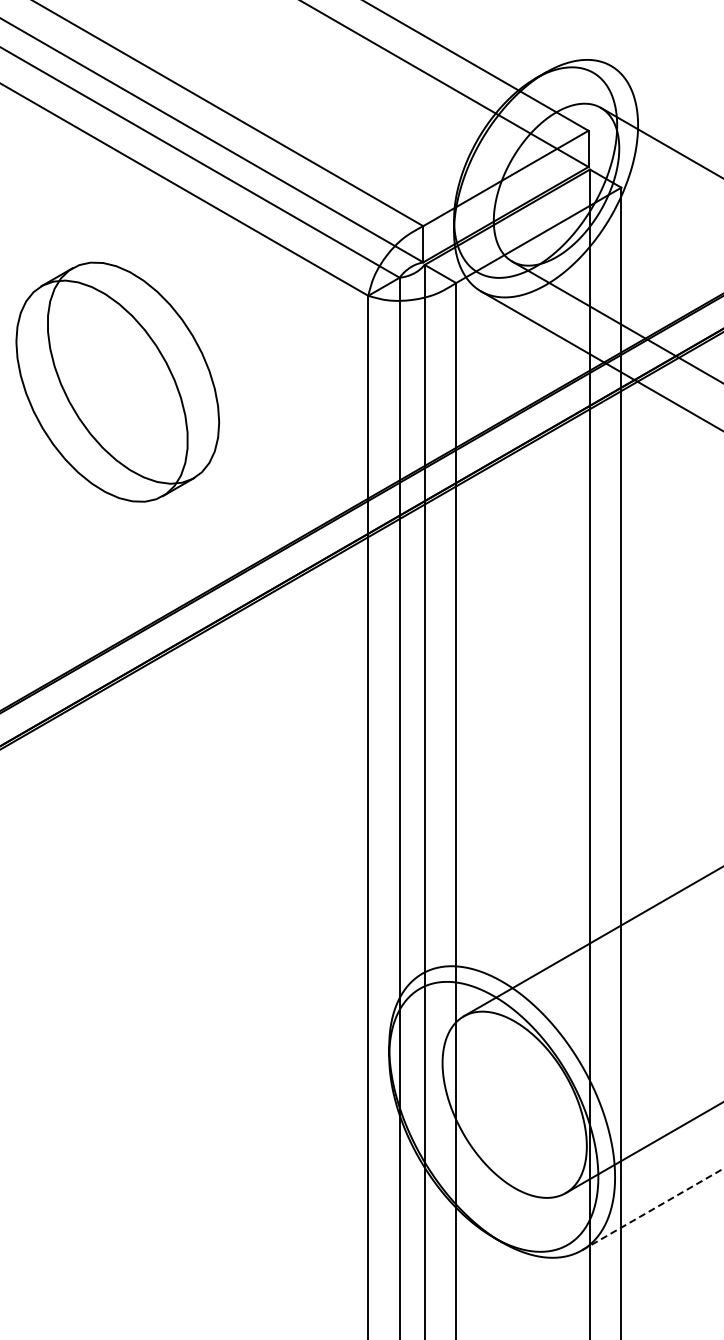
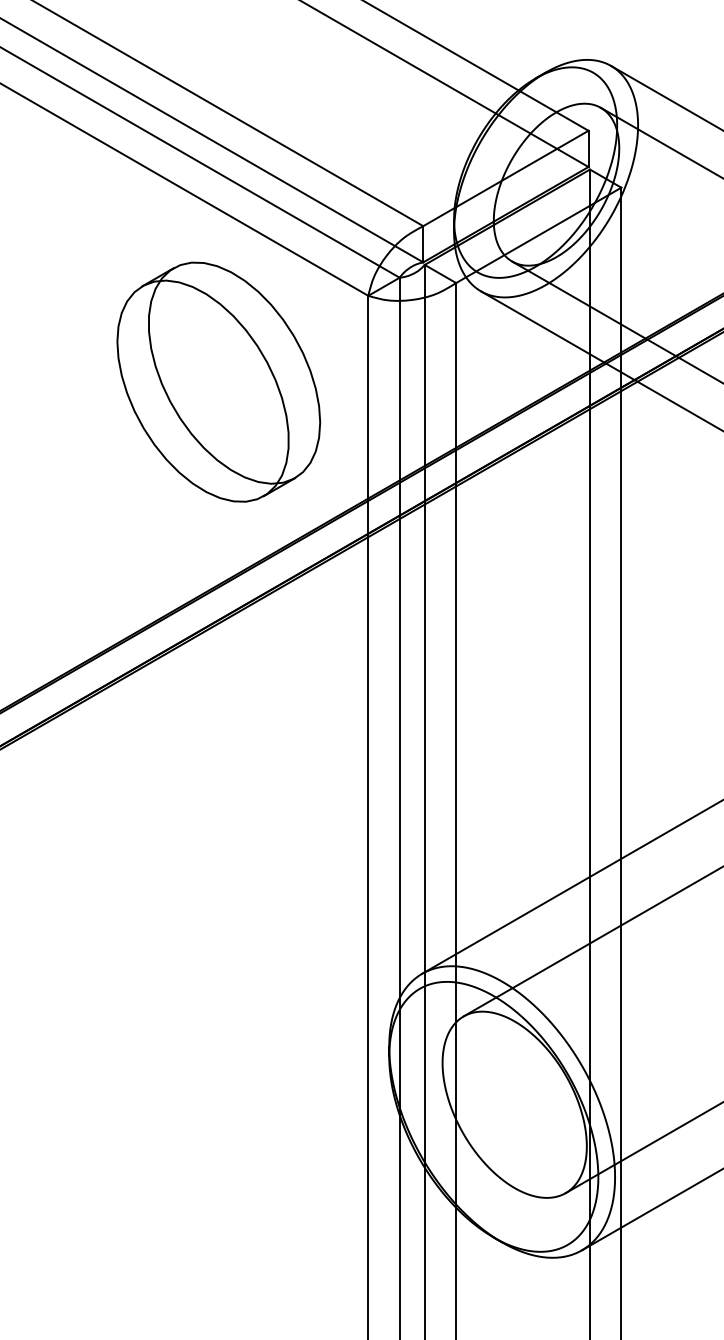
line: none -> present (665, 97)
part position: (117, 381) -> (218, 381) (218, 381)
line: none -> present (571, 887)
line: dashed -> solid (652, 1209)
